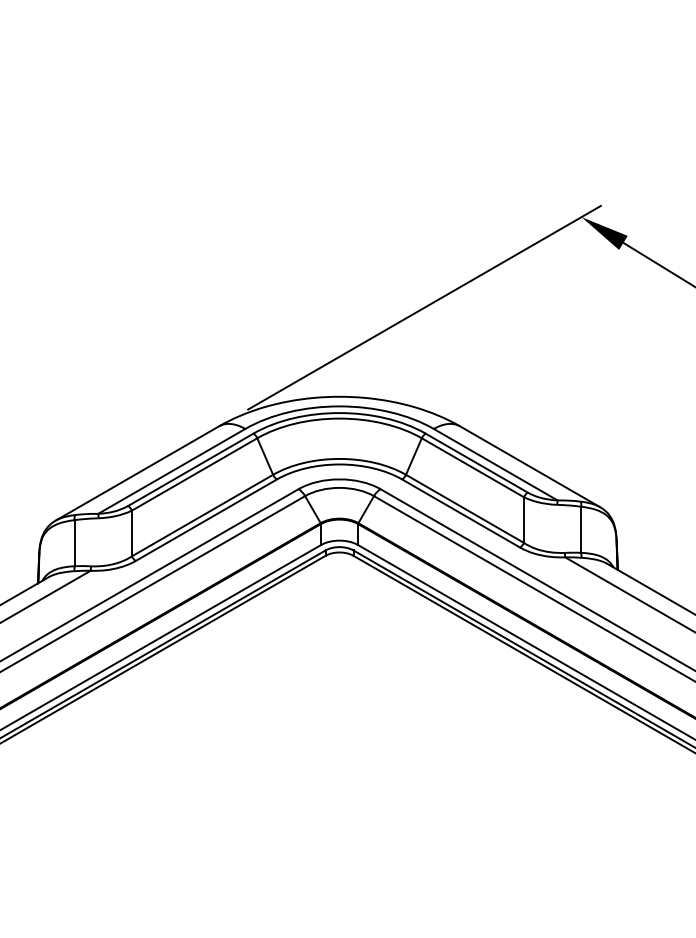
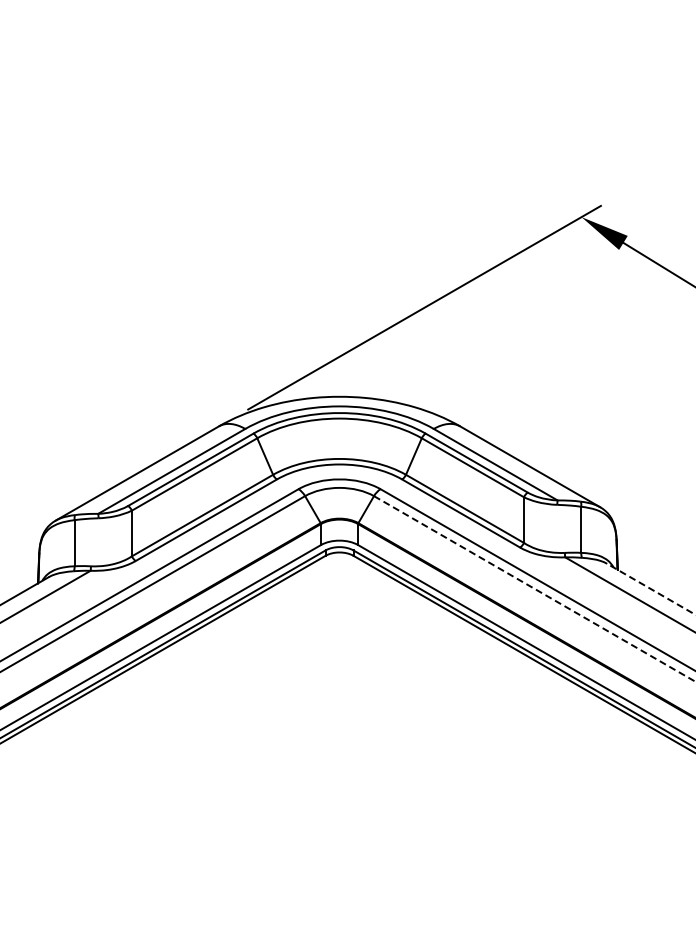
line: solid -> dashed (534, 589)
line: solid -> dashed (651, 589)
